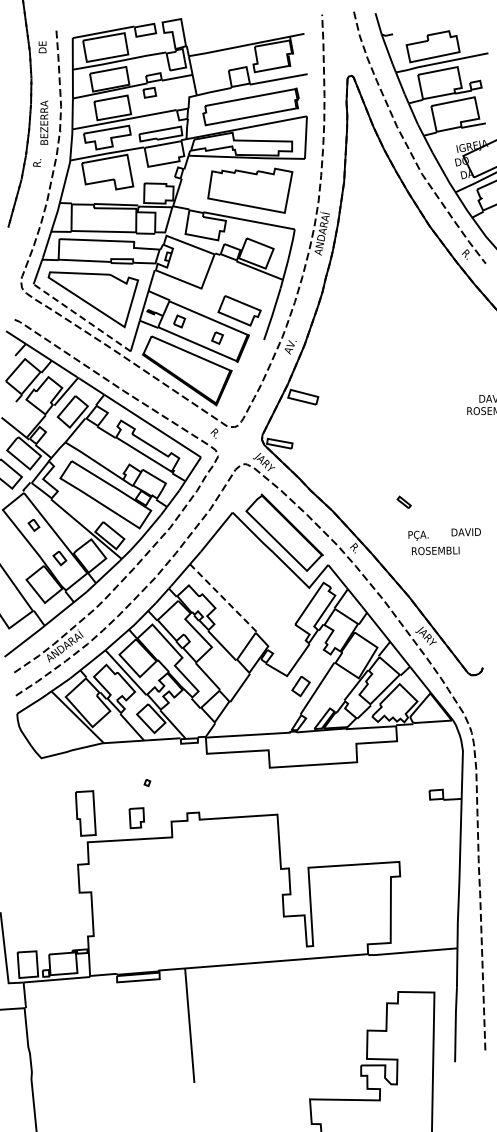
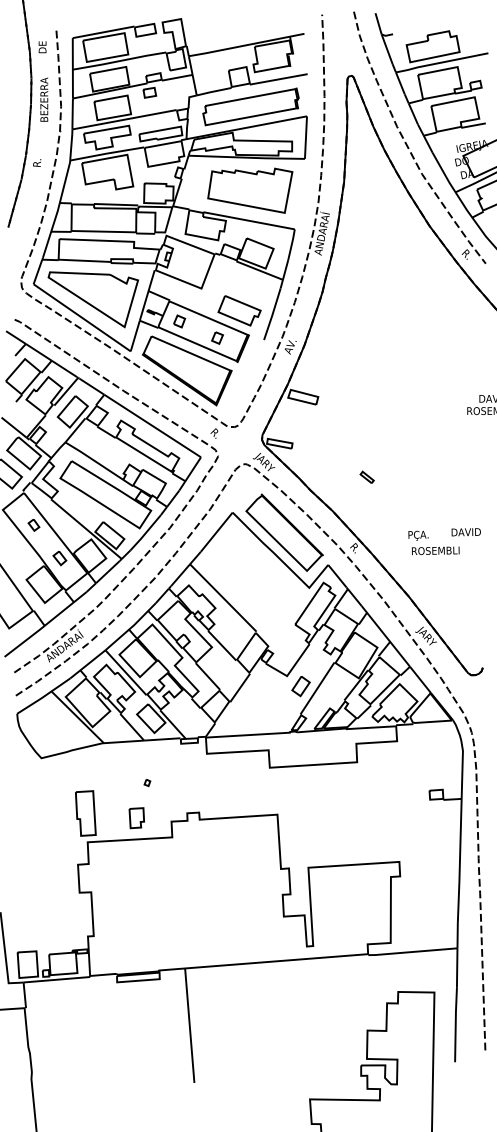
text position: (44, 122) -> (44, 99) (44, 99)
line: dashed -> solid (81, 317)
part position: (403, 501) -> (366, 476) (366, 476)
line: dashed -> solid (222, 597)
